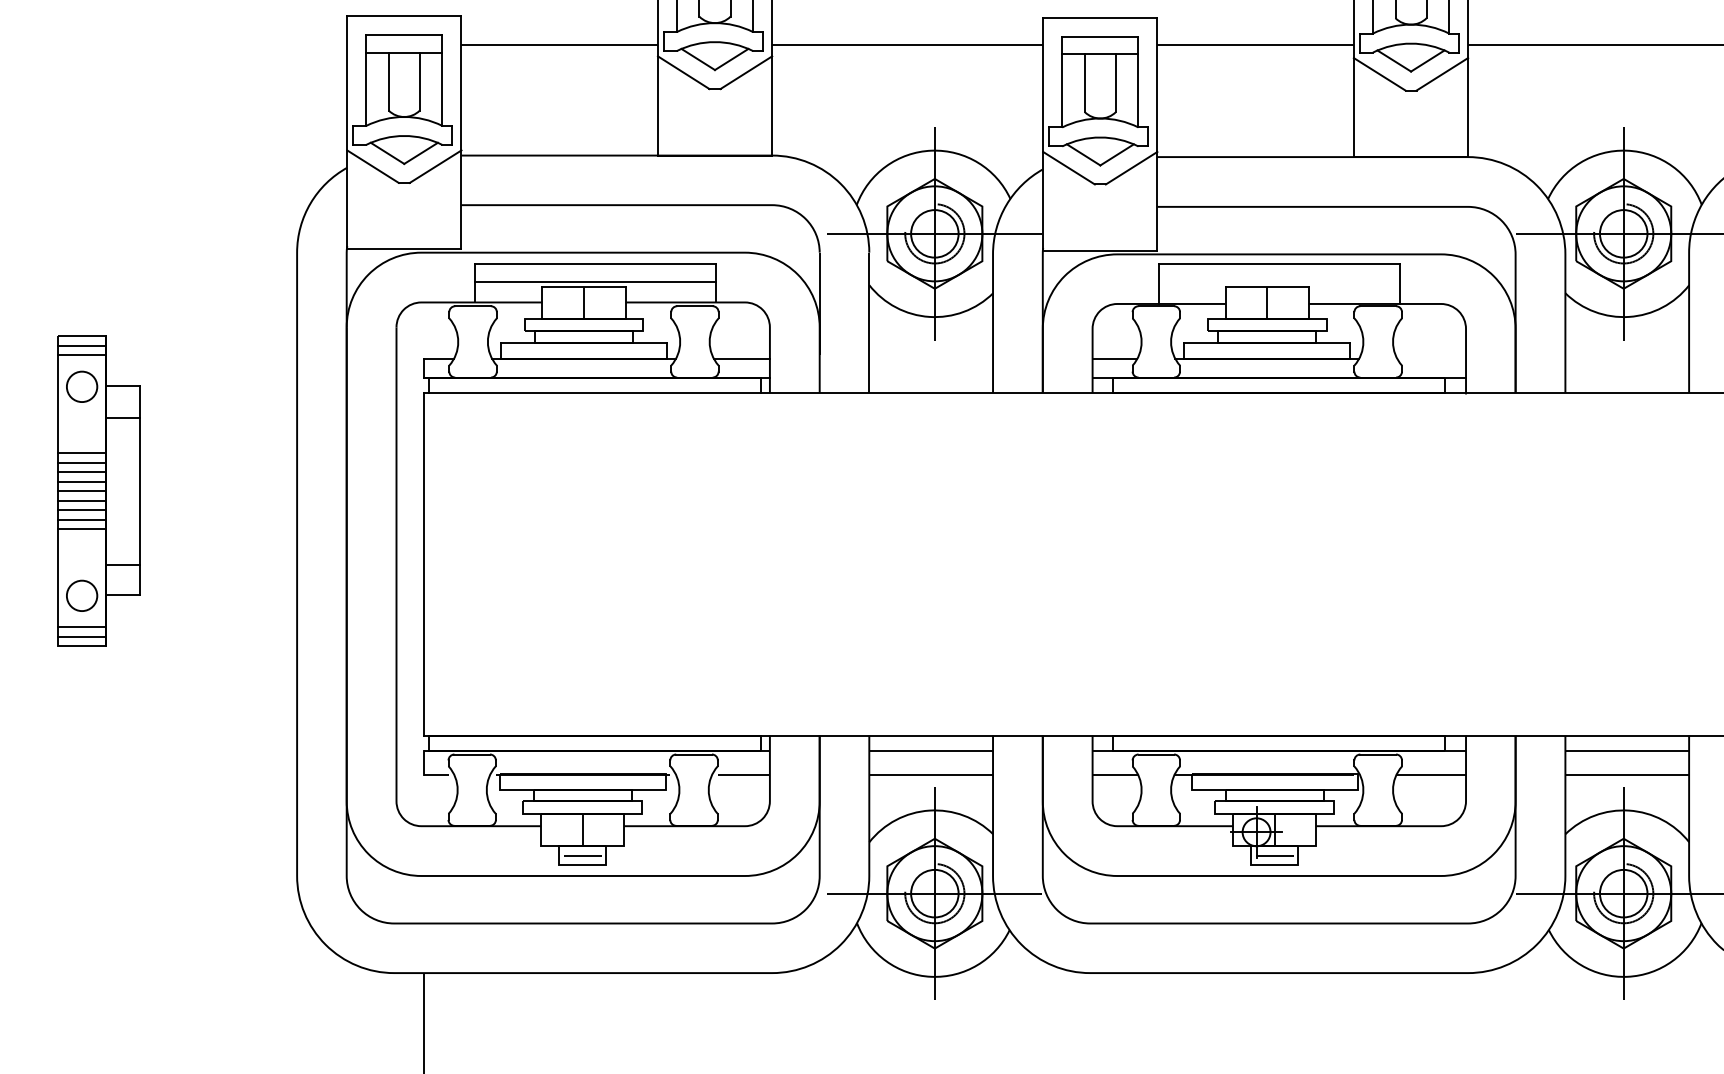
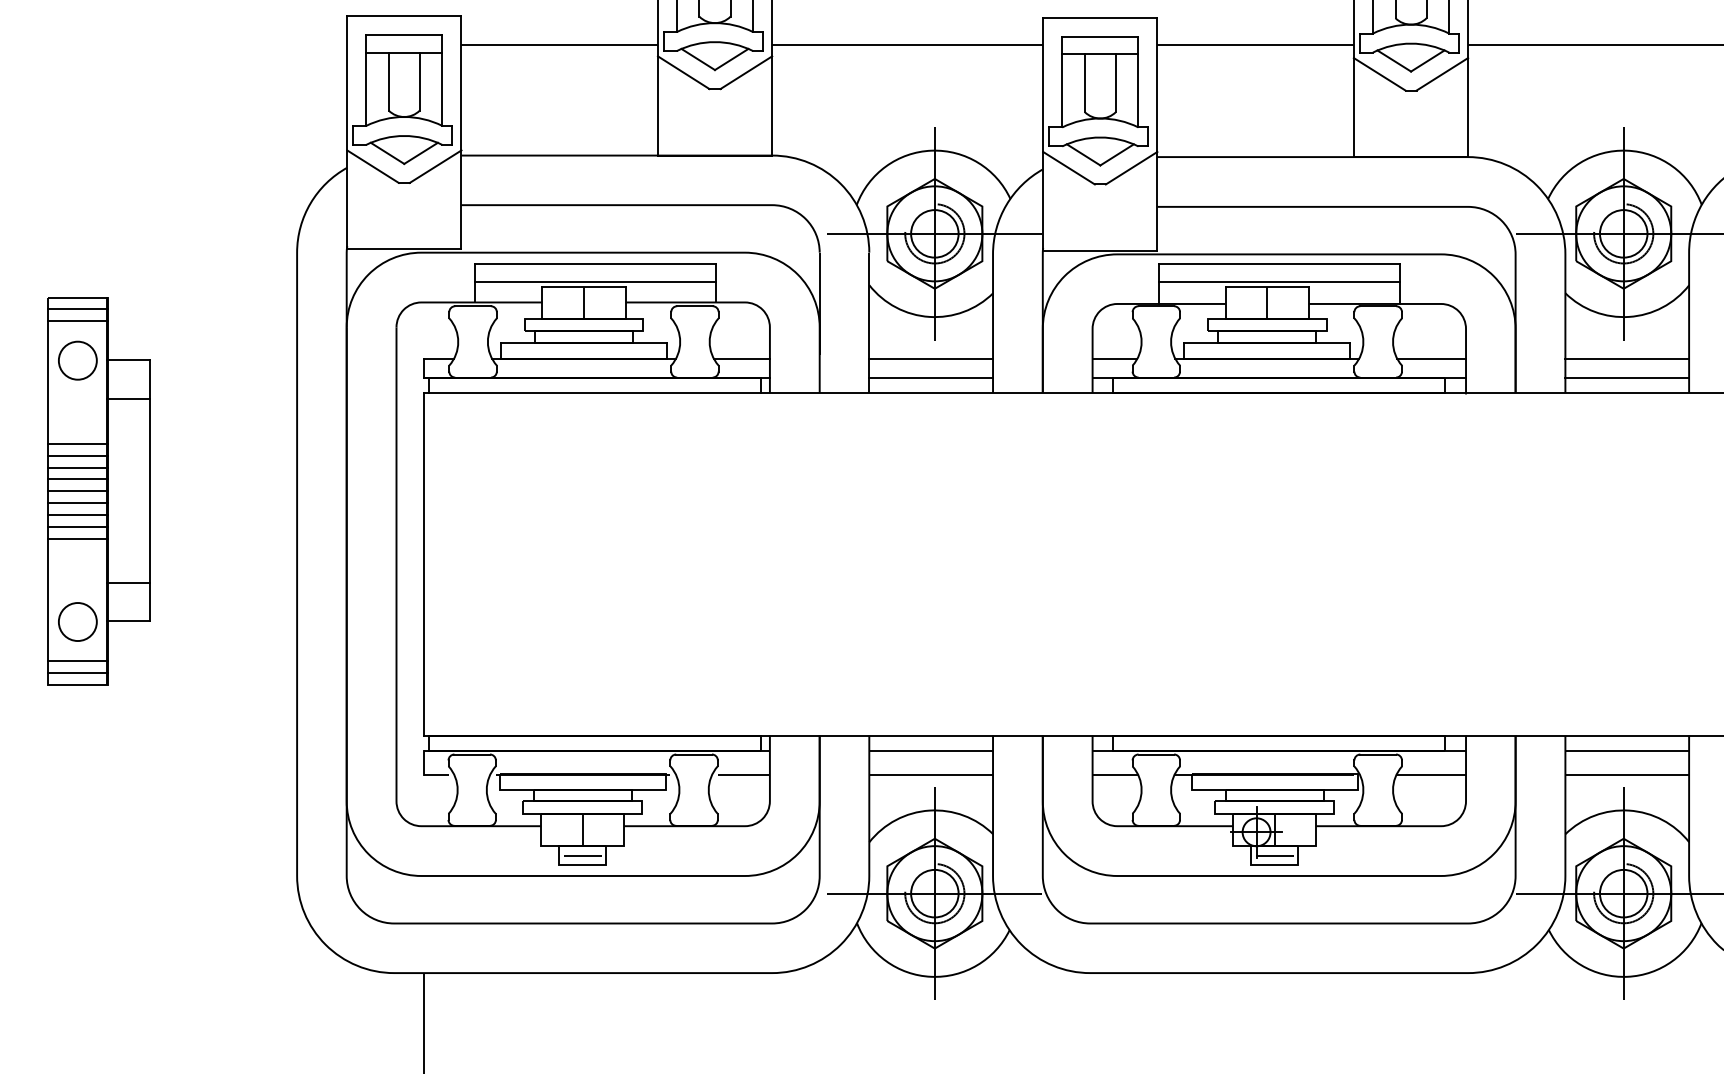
line: none -> present (1279, 281)
line: none -> present (931, 358)
line: none -> present (1431, 358)
line: none -> present (1627, 358)
line: none -> present (931, 377)
line: none -> present (1627, 377)
part size: 84x312 px -> 104x389 px (98, 491)
